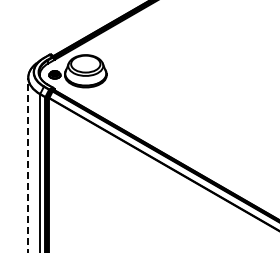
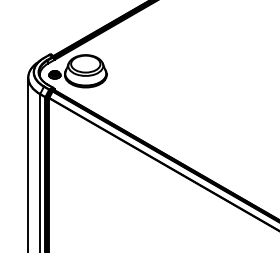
line: dashed -> solid (28, 164)
